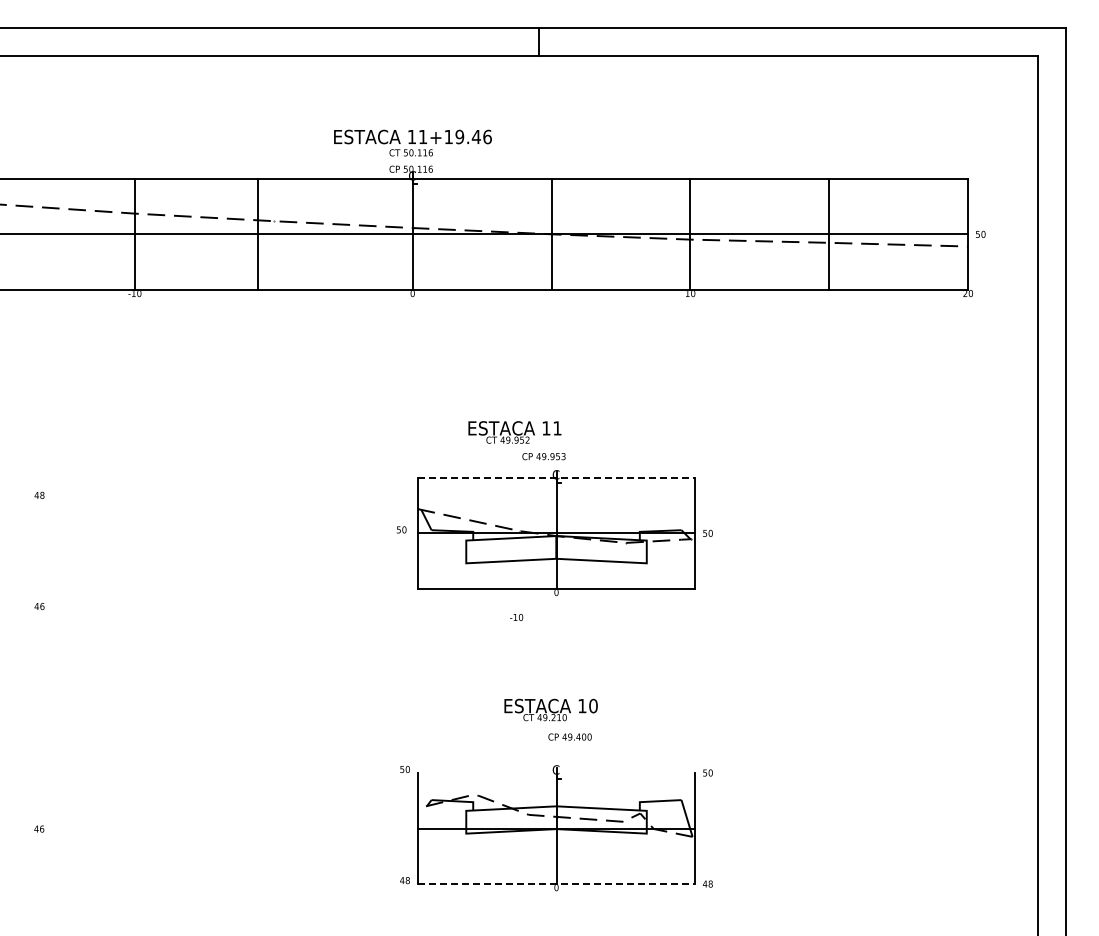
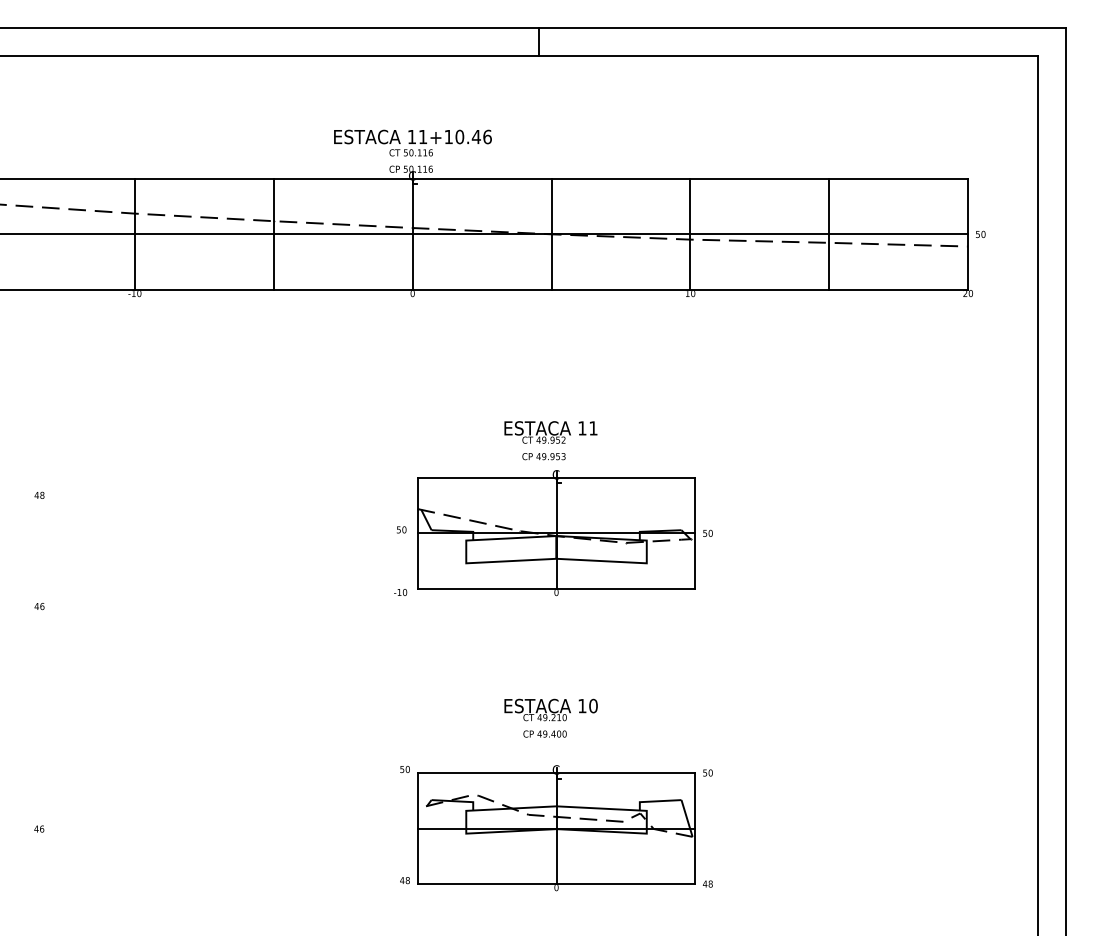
text: 11+19.46 -> 11+10.46 (459, 137)
line position: (257, 234) -> (273, 234) (273, 234)
text position: (514, 432) -> (550, 432) (550, 432)
line: dashed -> solid (556, 477)
text position: (516, 617) -> (400, 592) (400, 592)
text position: (569, 736) -> (544, 733) (544, 733)
line: none -> present (556, 773)
line: dashed -> solid (556, 884)
